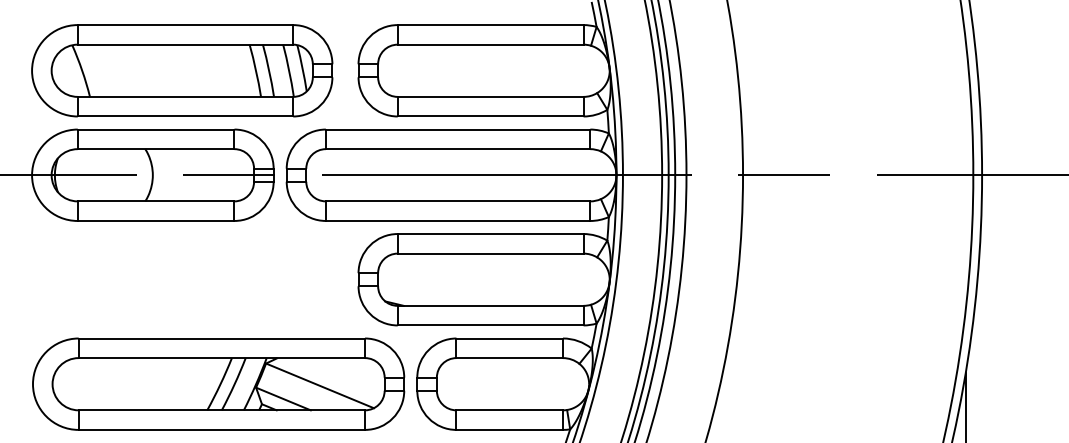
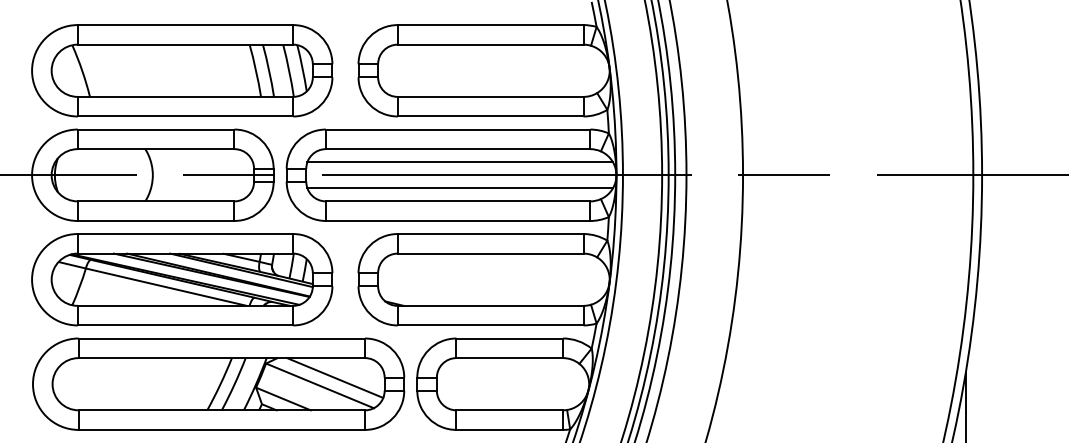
line: none -> present (459, 162)
line: none -> present (459, 188)
part: none -> present (182, 279)
line: none -> present (335, 377)
